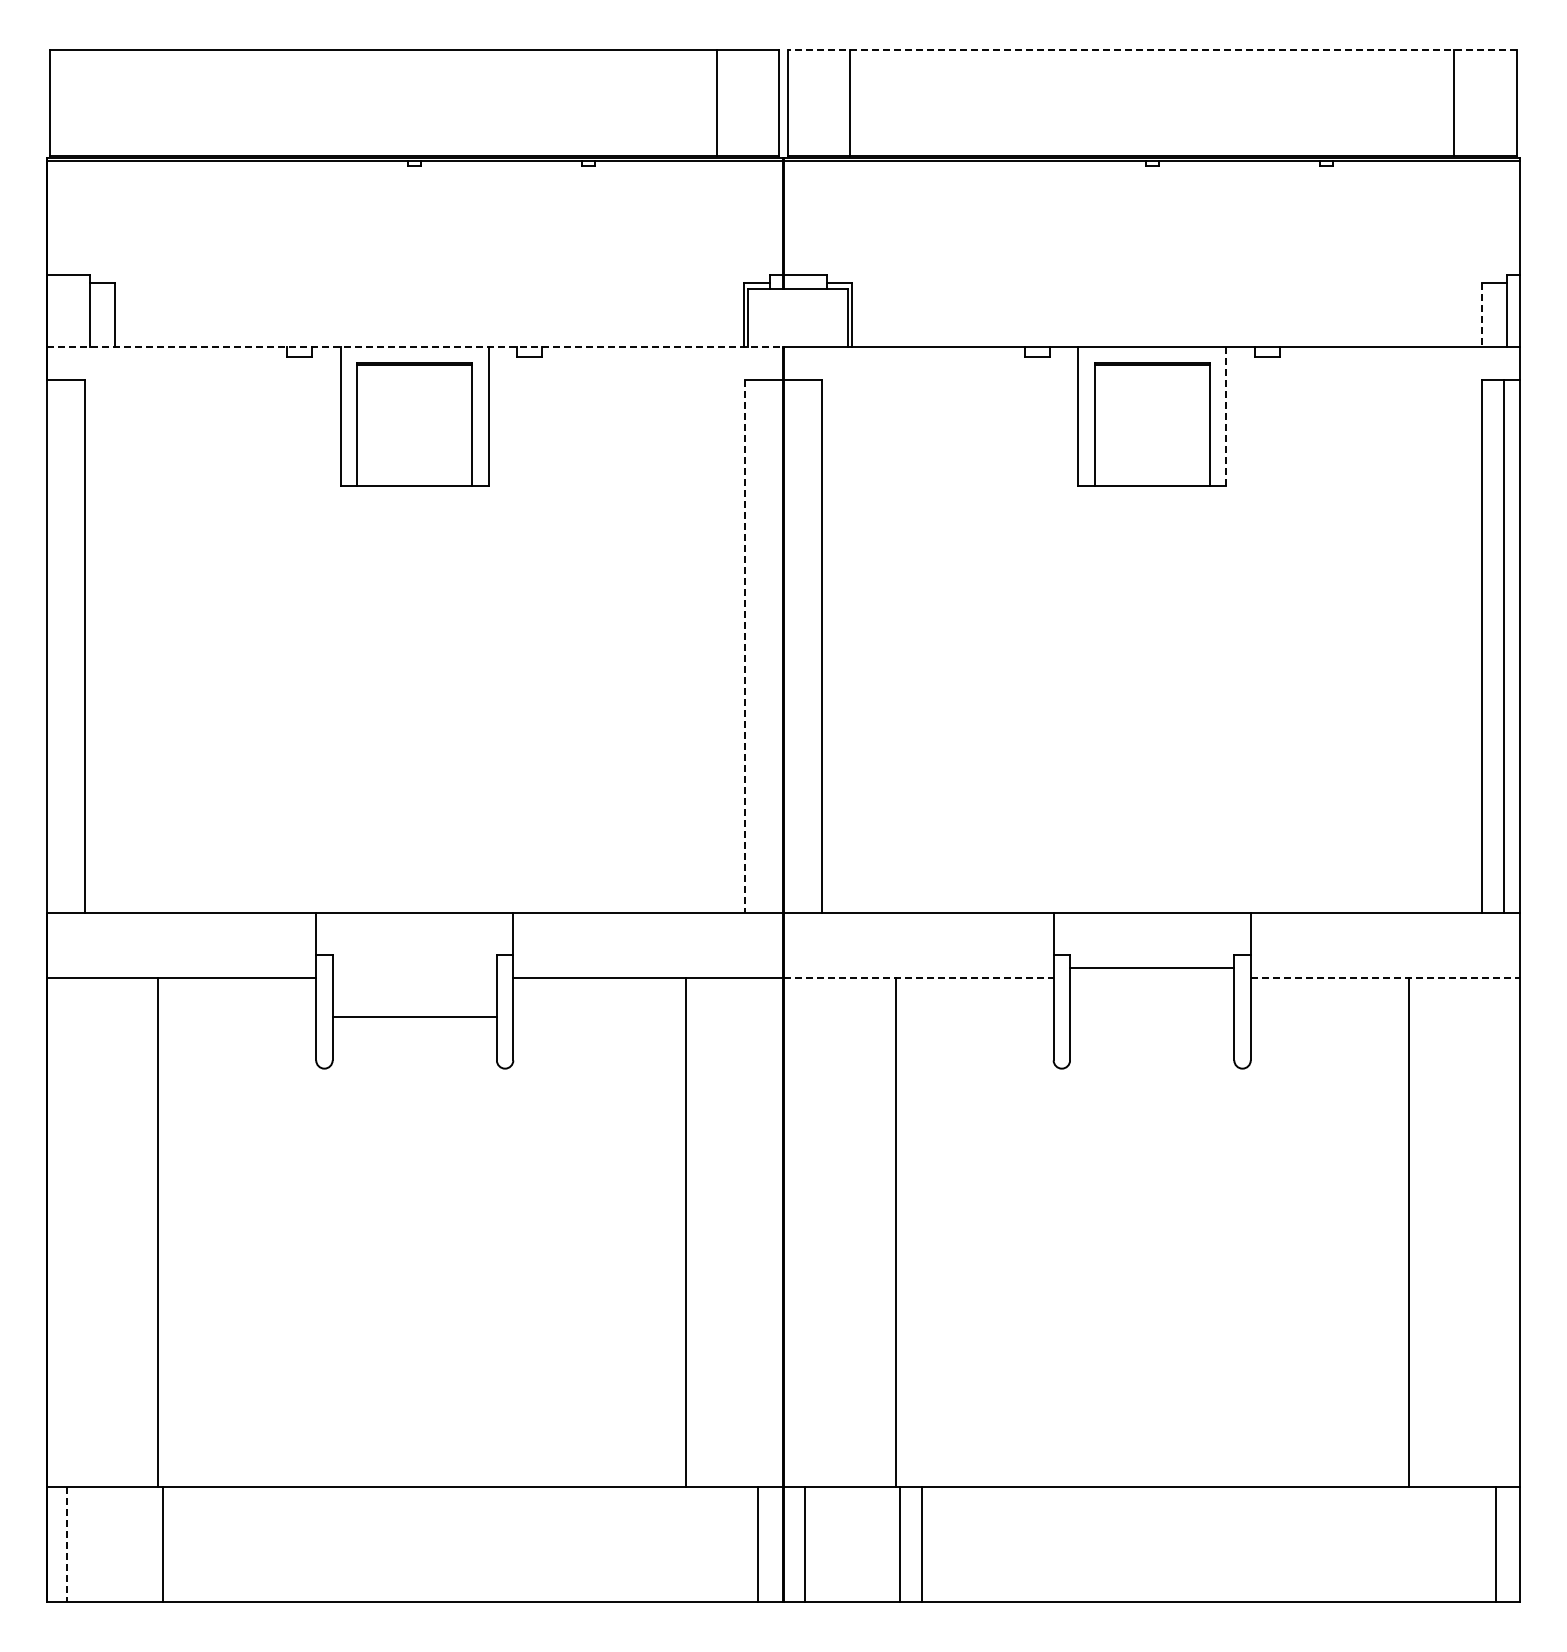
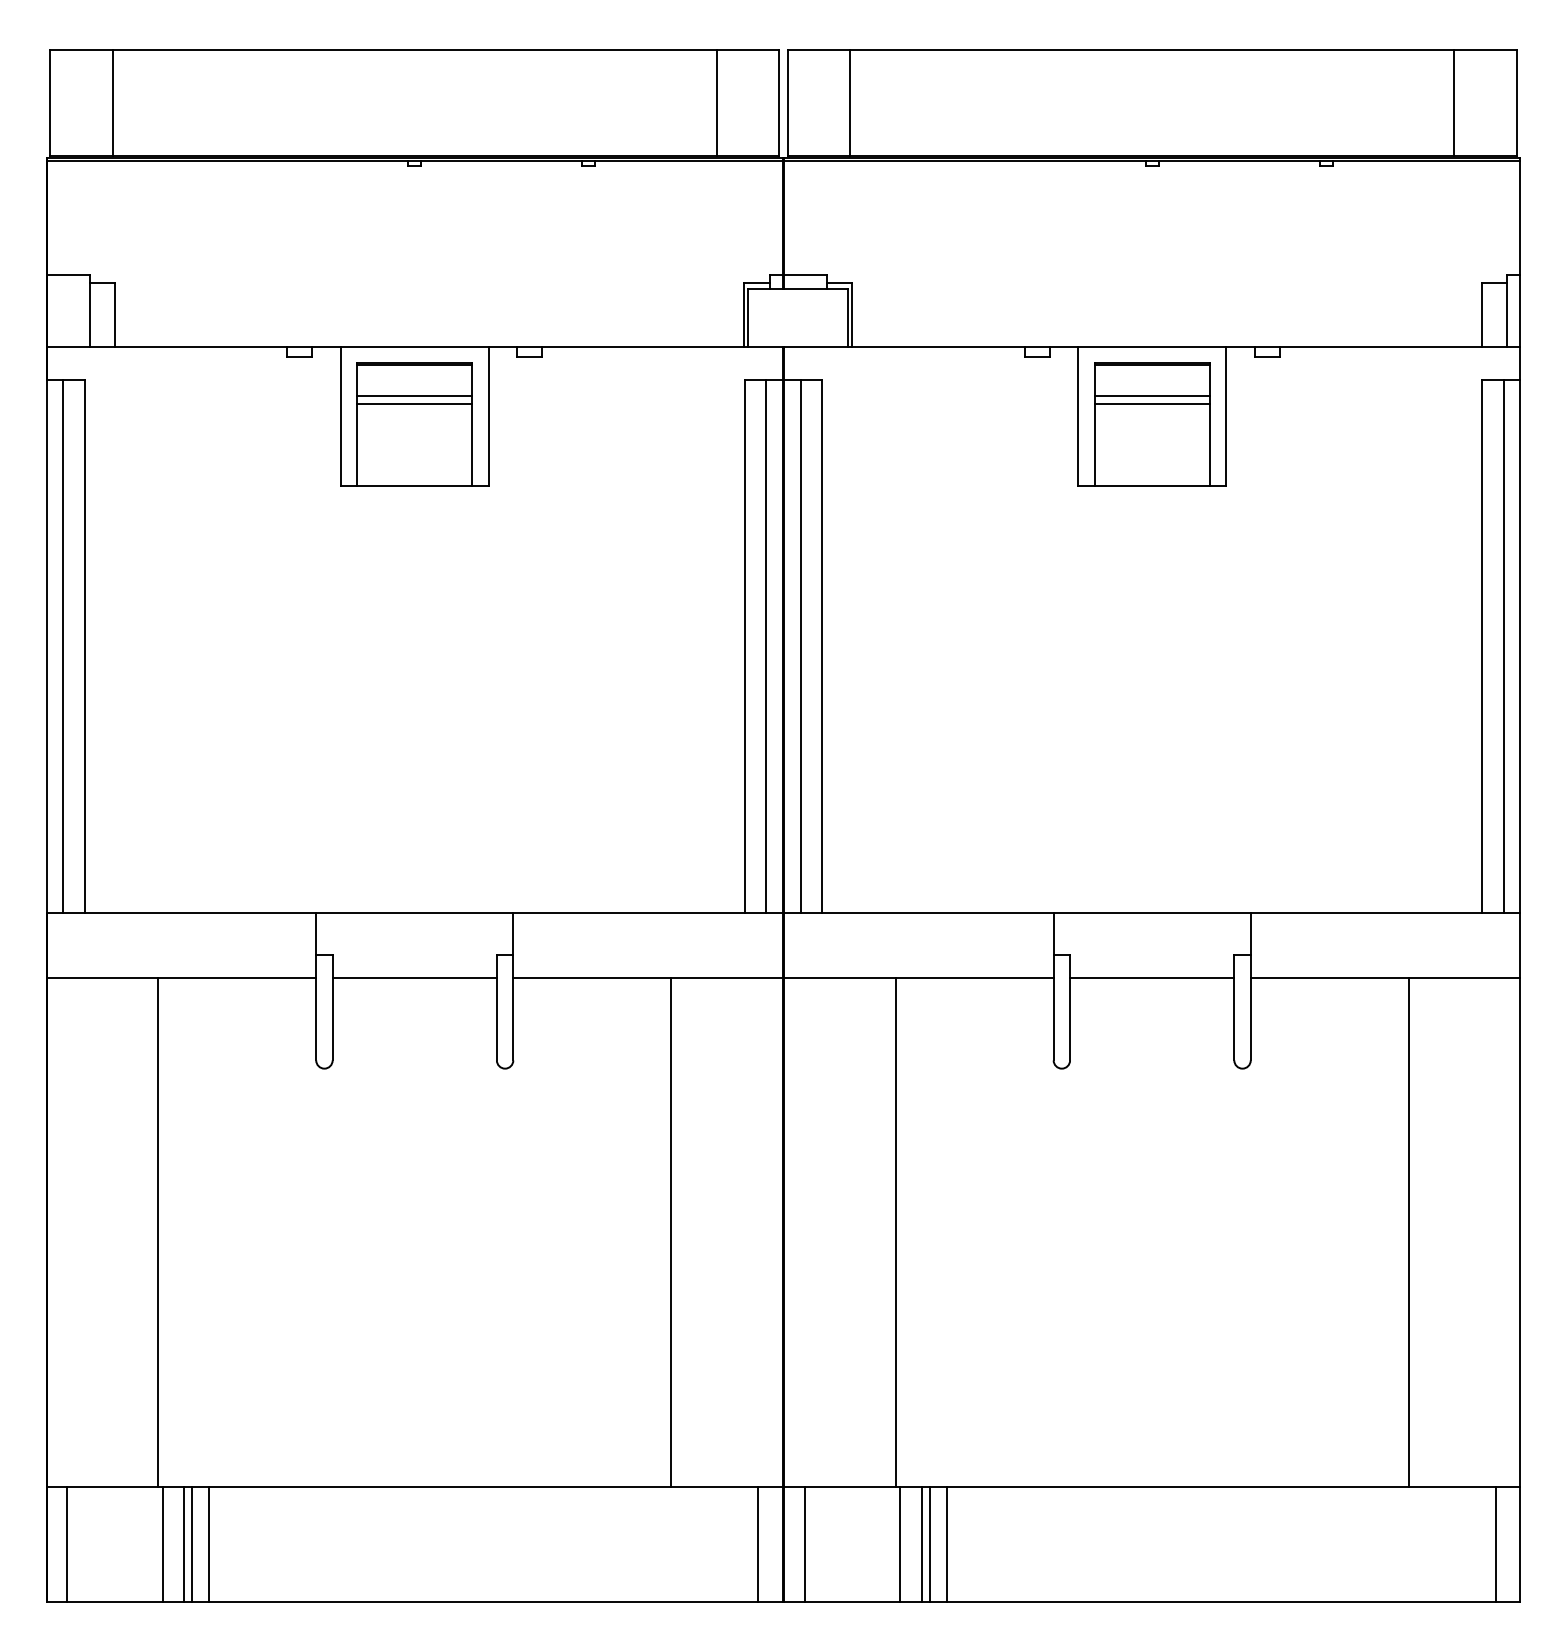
line: dashed -> solid (1152, 49)
line: none -> present (112, 102)
line: dashed -> solid (1481, 315)
line: dashed -> solid (414, 346)
line: none -> present (414, 396)
line: none -> present (1151, 396)
line: none -> present (414, 404)
line: none -> present (1151, 404)
line: dashed -> solid (1226, 416)
line: none -> present (63, 646)
line: dashed -> solid (744, 646)
line: none -> present (766, 646)
line: none -> present (800, 646)
line position: (1152, 968) -> (1152, 978) (1152, 978)
line: dashed -> solid (918, 978)
line: dashed -> solid (1385, 978)
line position: (414, 1017) -> (414, 978) (414, 978)
line position: (686, 1232) -> (671, 1232) (671, 1232)
line: none -> present (184, 1544)
line: none -> present (192, 1544)
line: none -> present (209, 1544)
line: none -> present (929, 1544)
line: none -> present (946, 1544)
line: dashed -> solid (67, 1545)
